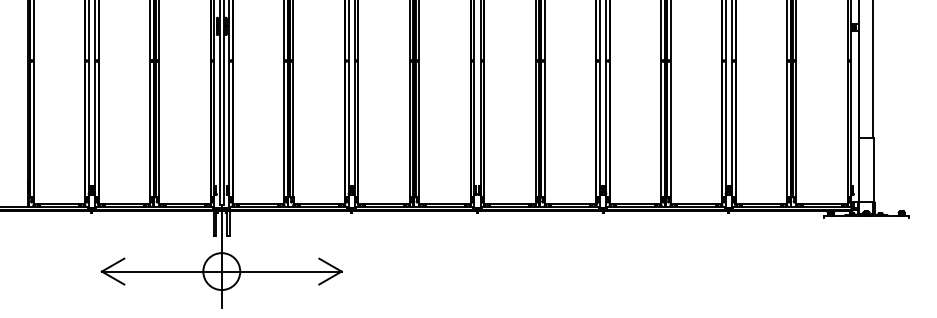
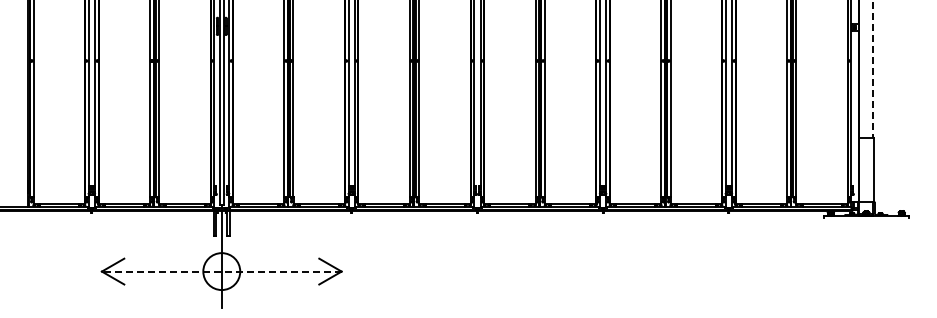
line: solid -> dashed (873, 69)
line: solid -> dashed (221, 271)
